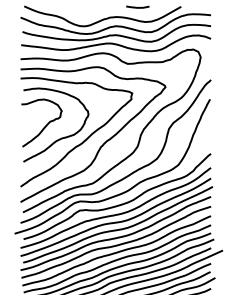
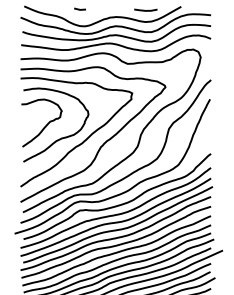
line position: (136, 6) -> (144, 9) (144, 9)
line: none -> present (79, 8)
